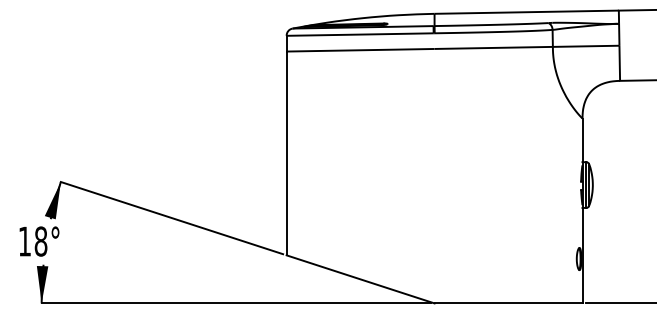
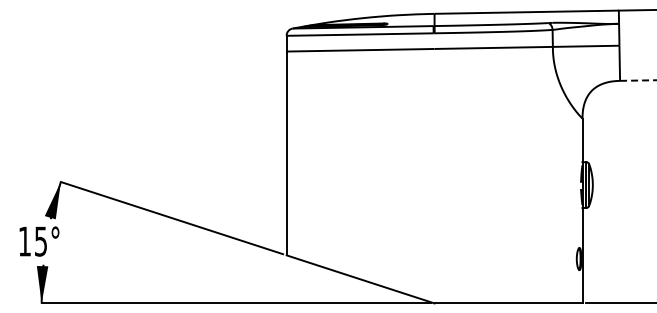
line: solid -> dashed (639, 80)
text: 18° -> 15° (40, 241)
